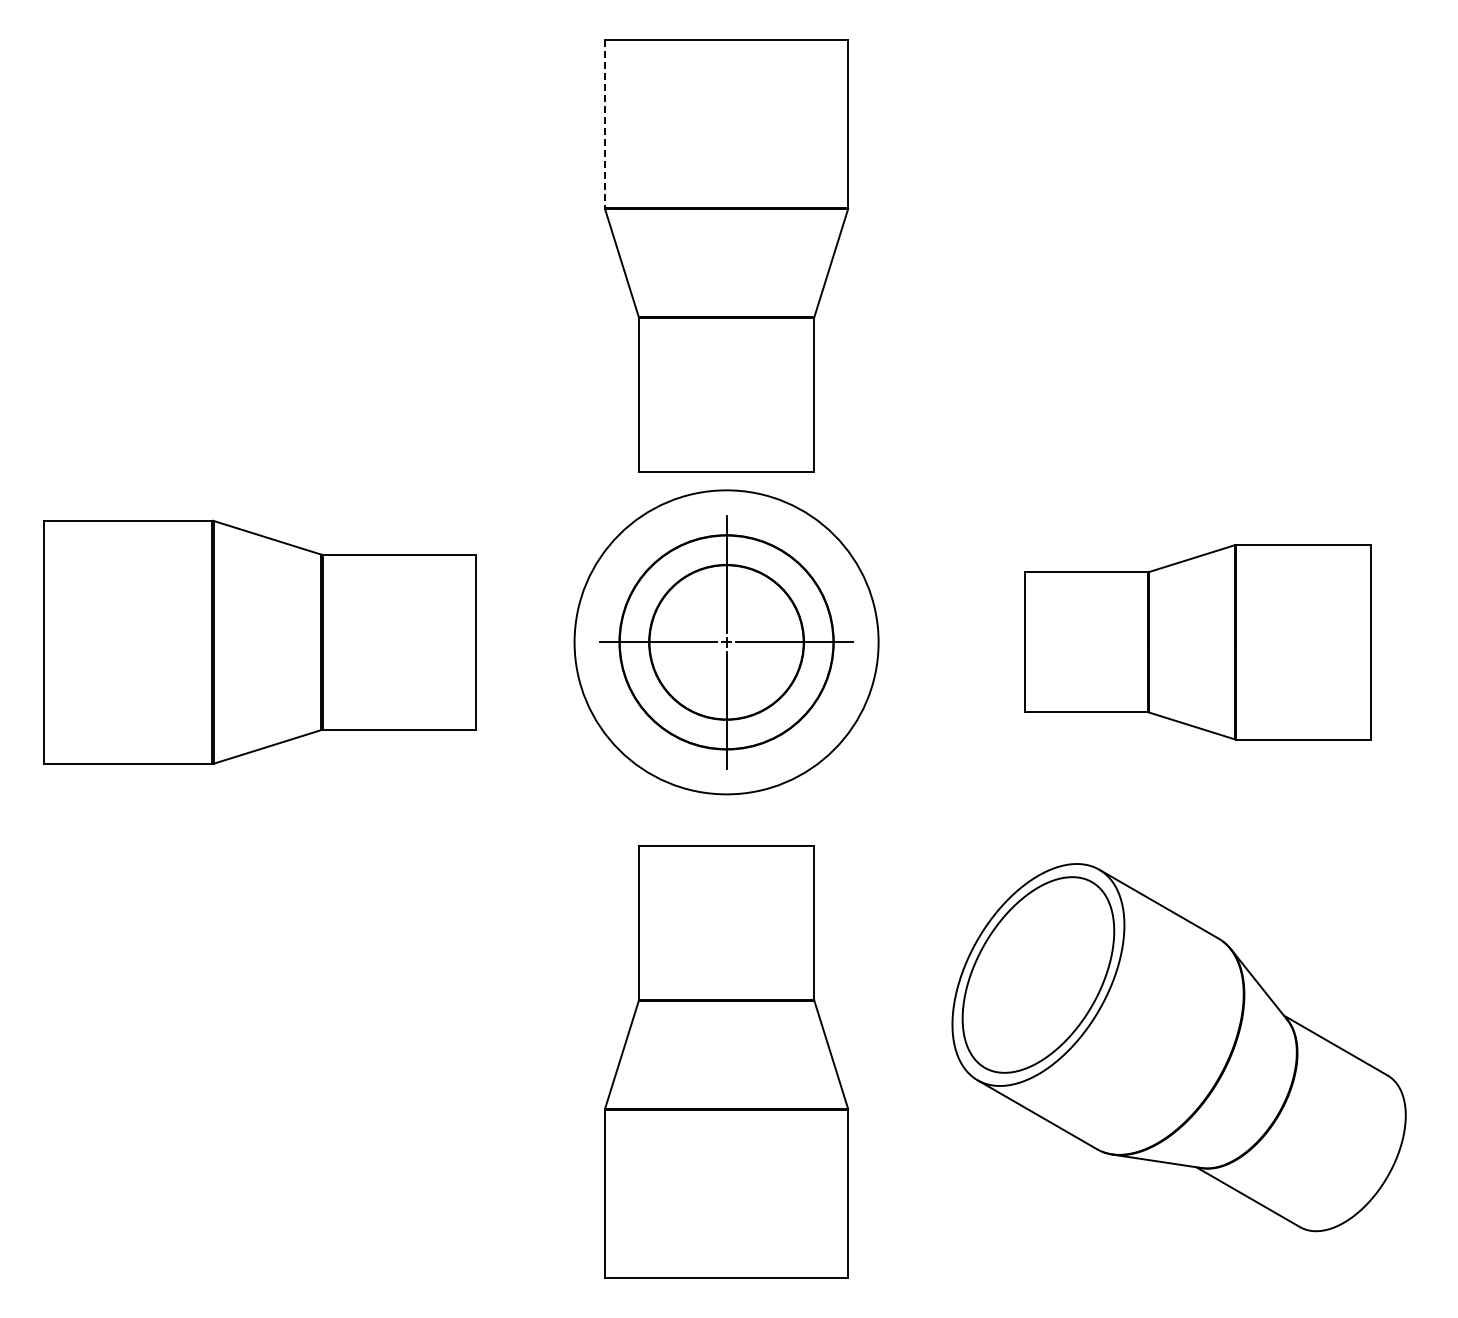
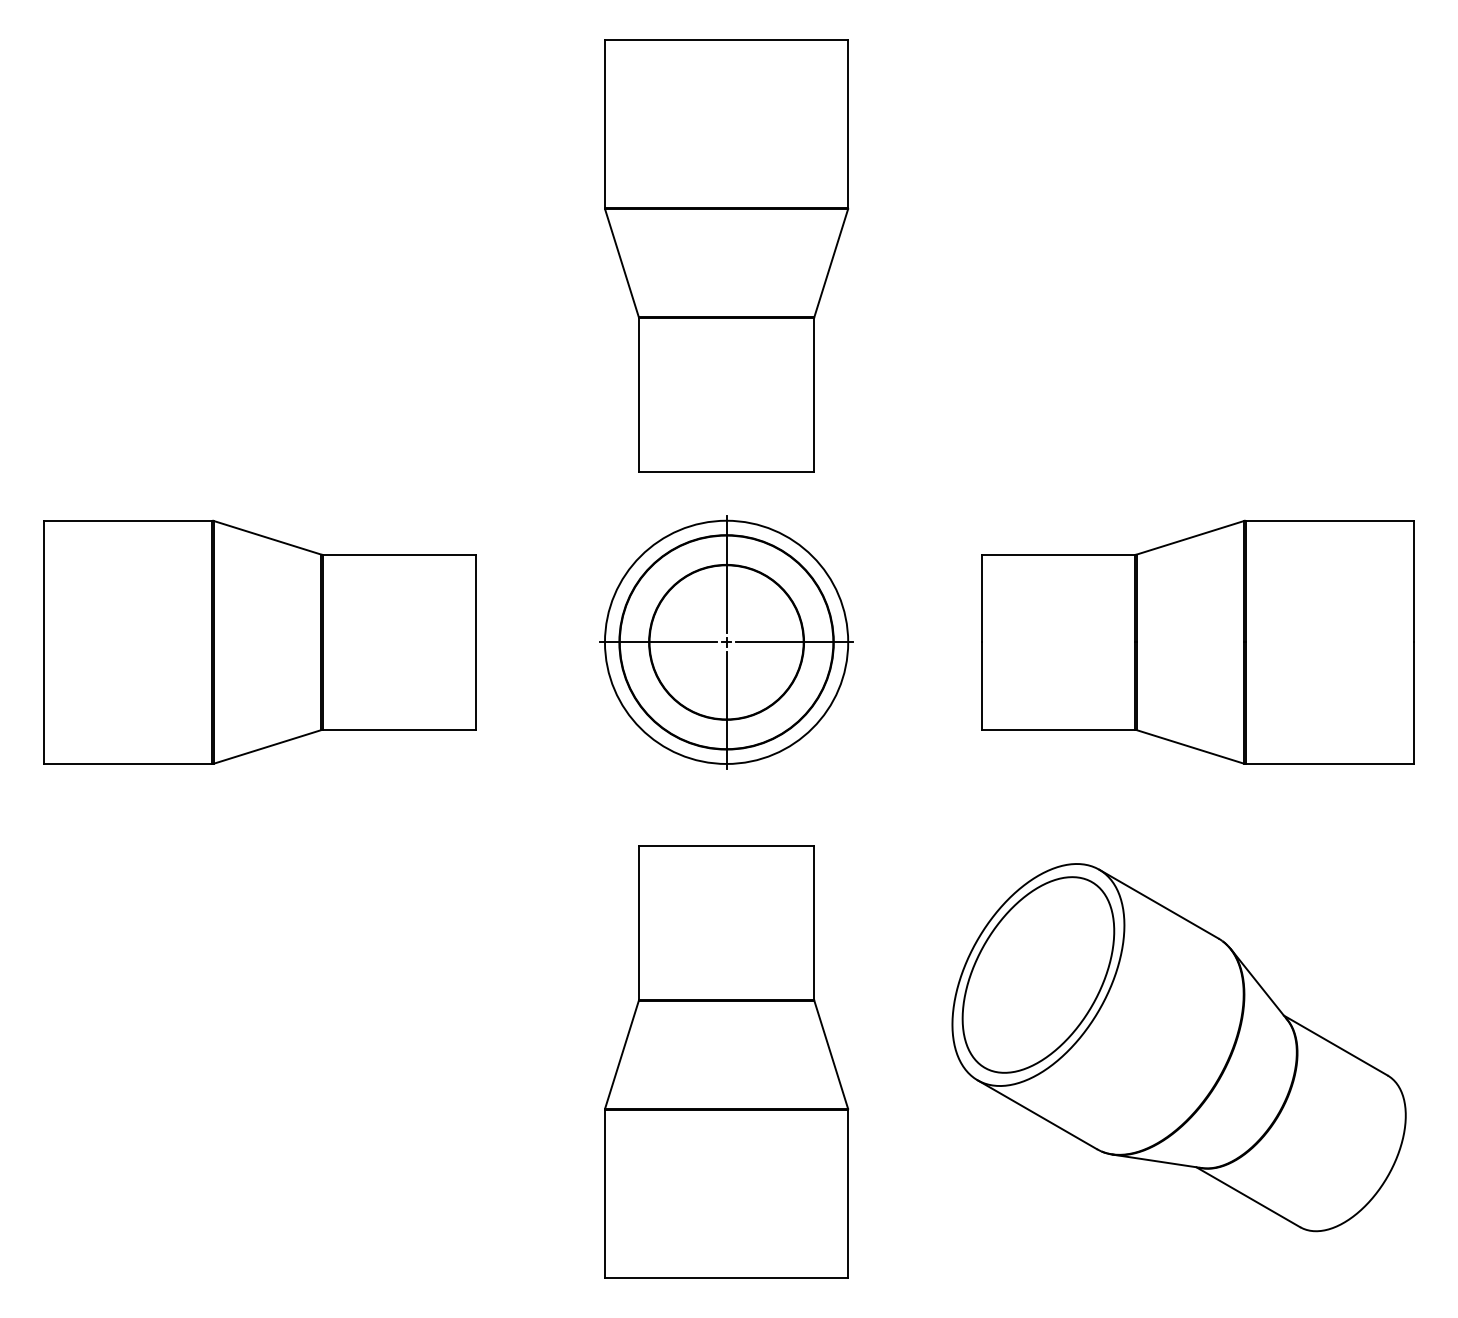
line: dashed -> solid (604, 124)
circle diameter: 304 px -> 243 px (726, 641)
part size: 348x197 px -> 434x246 px (1197, 641)
